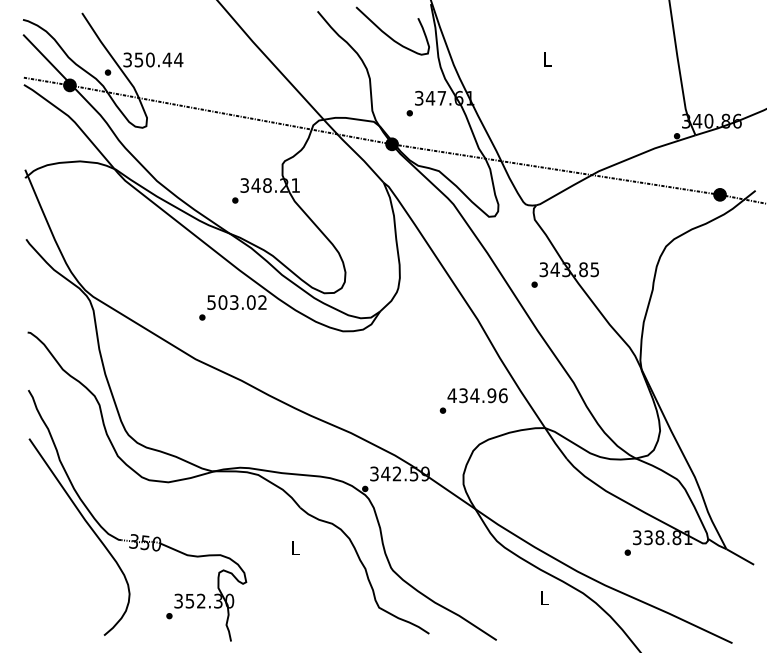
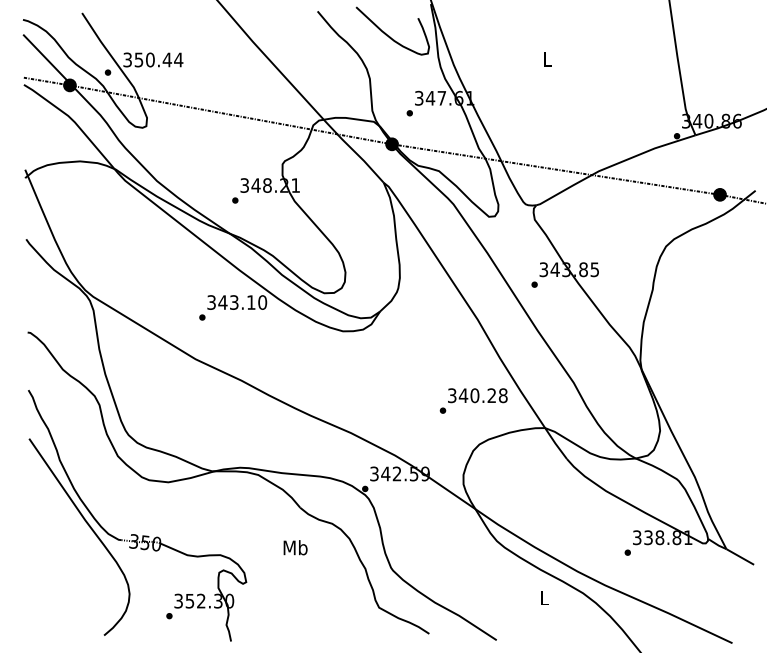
text: 503.02 -> 343.10 (237, 302)
text: 434.96 -> 340.28 (477, 395)
text: L -> Mb (295, 547)
